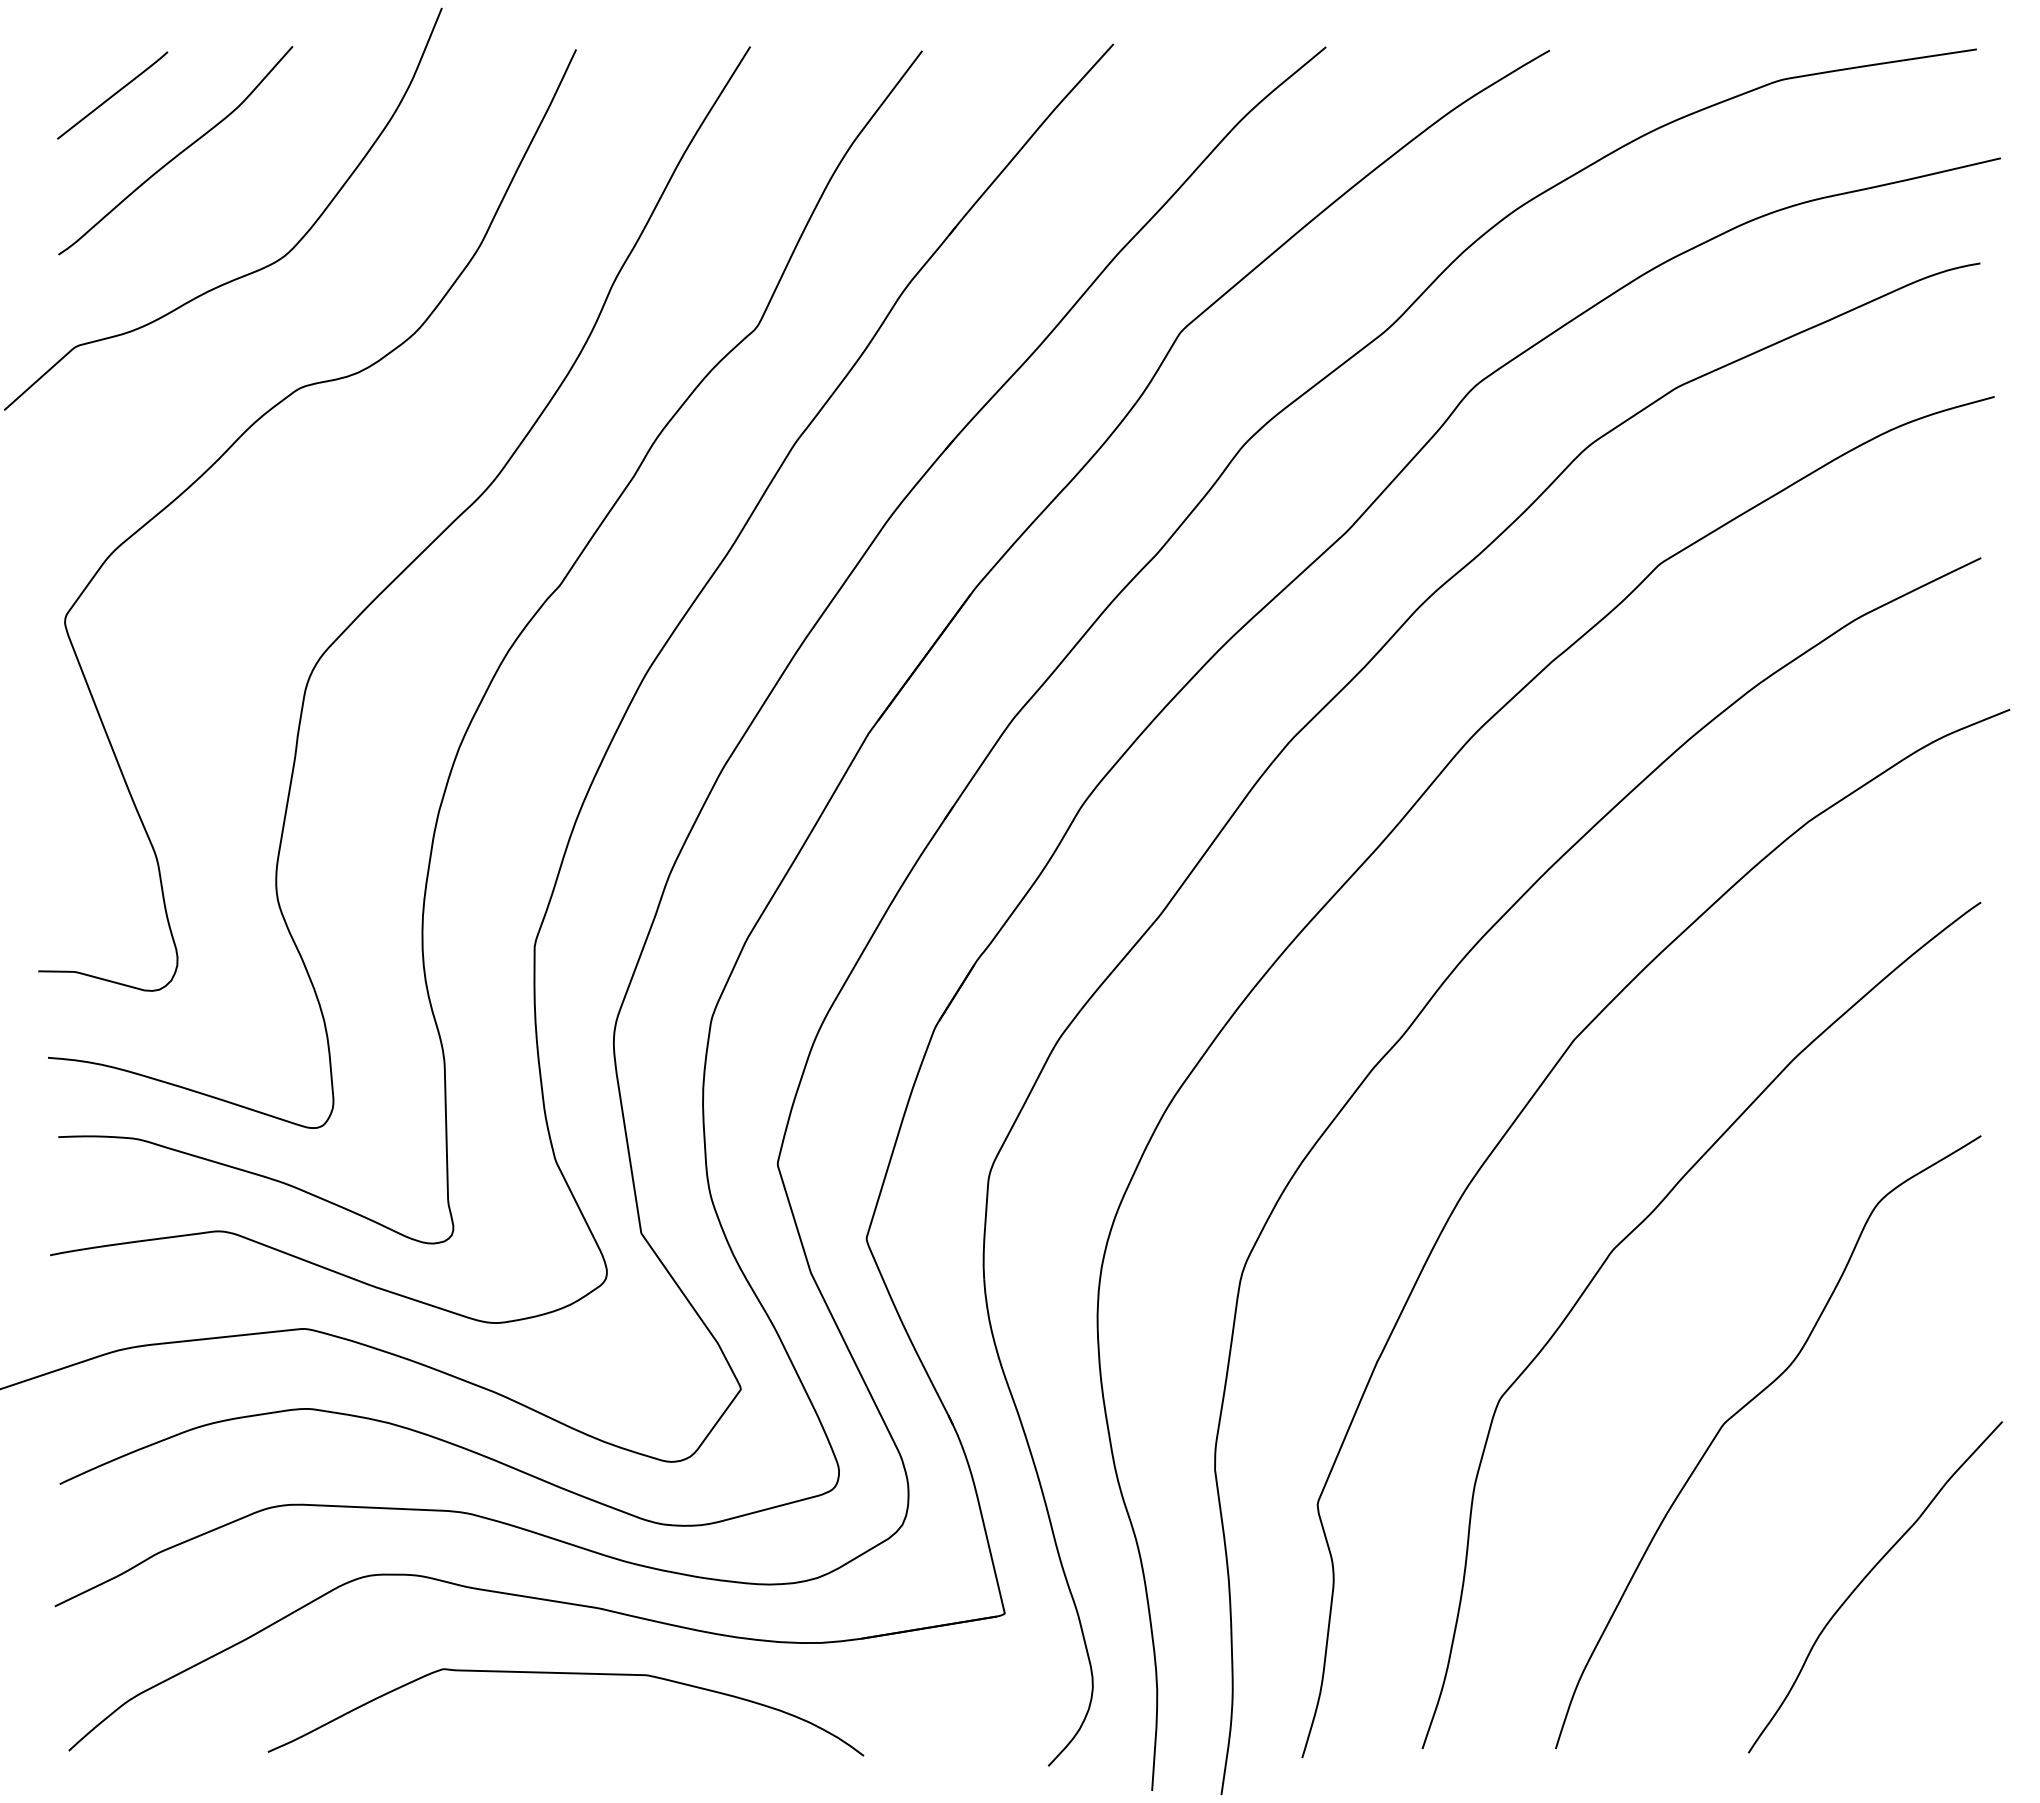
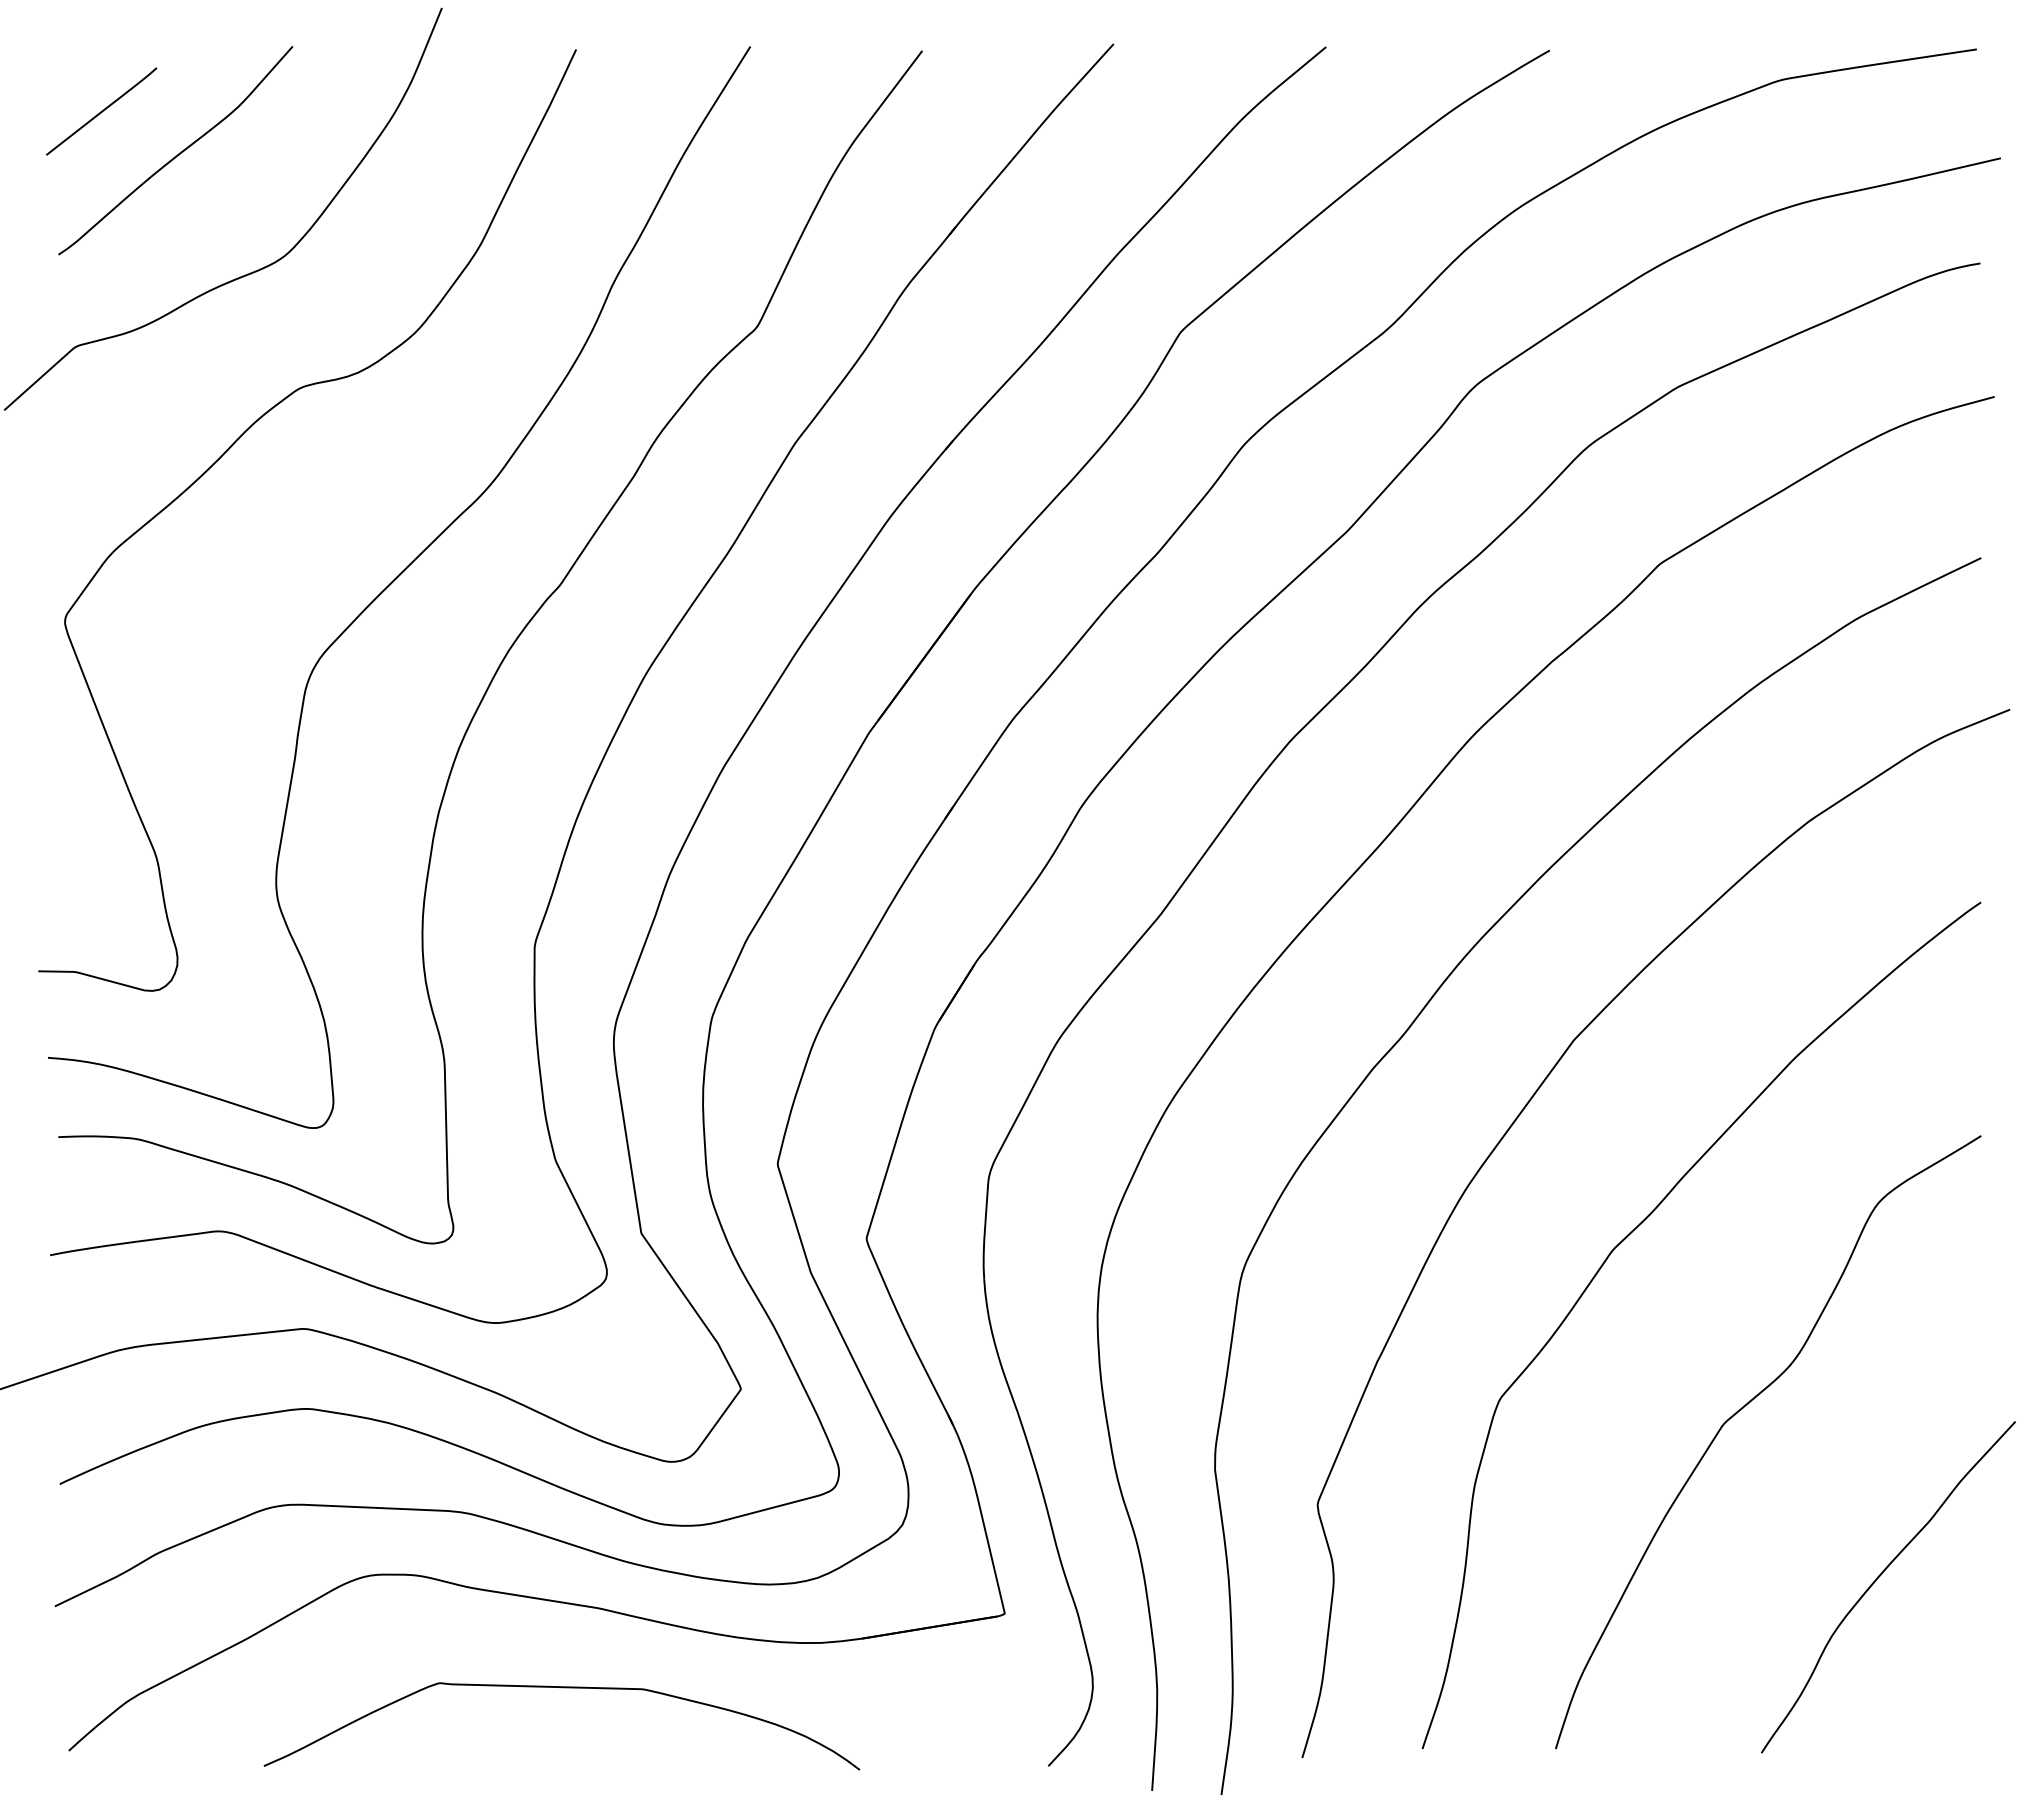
line position: (112, 95) -> (101, 111) (101, 111)
curve position: (1866, 1577) -> (1879, 1577) (1879, 1577)
curve position: (565, 1674) -> (561, 1688) (561, 1688)
